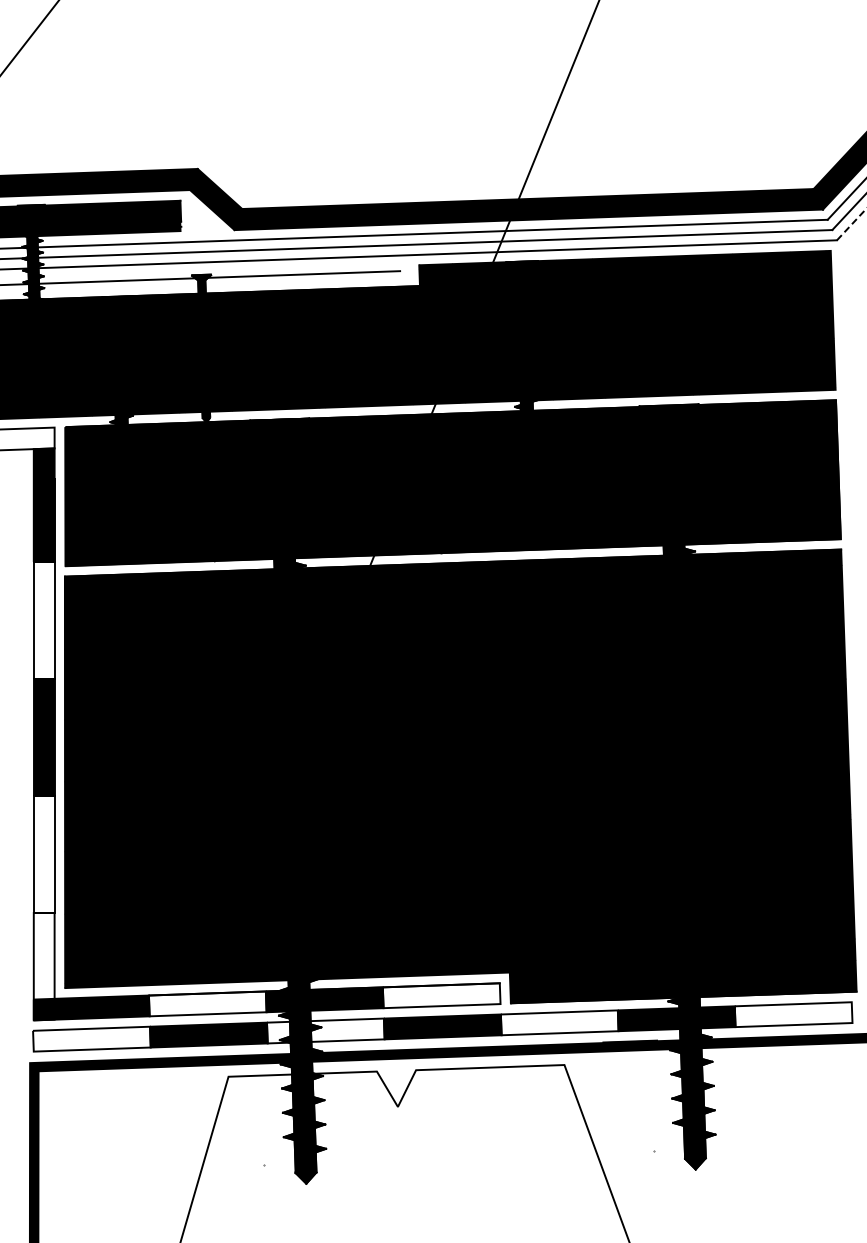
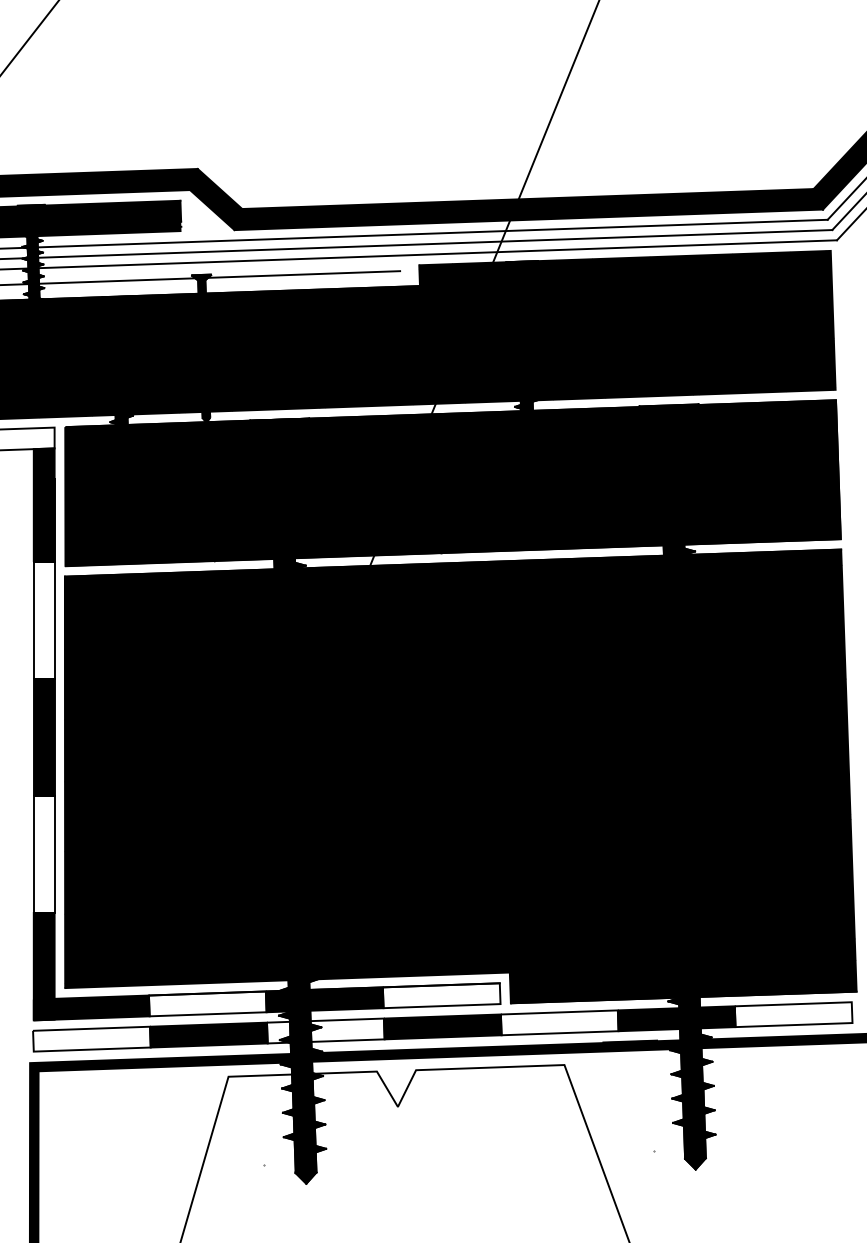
line: dashed -> solid (851, 224)
fill: none -> present (43, 966)
